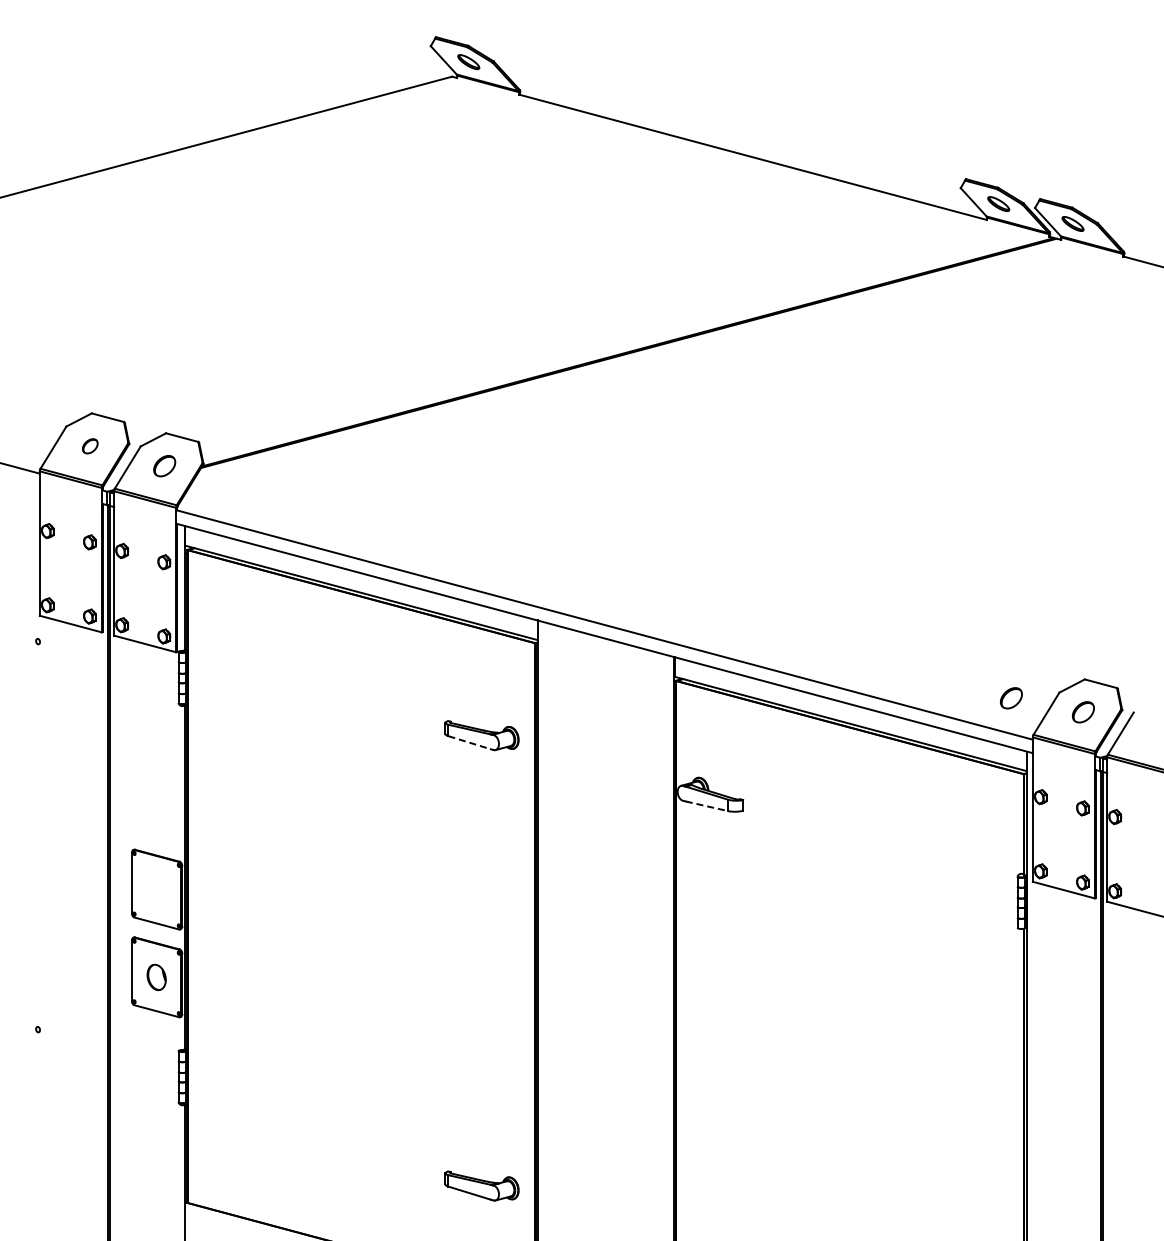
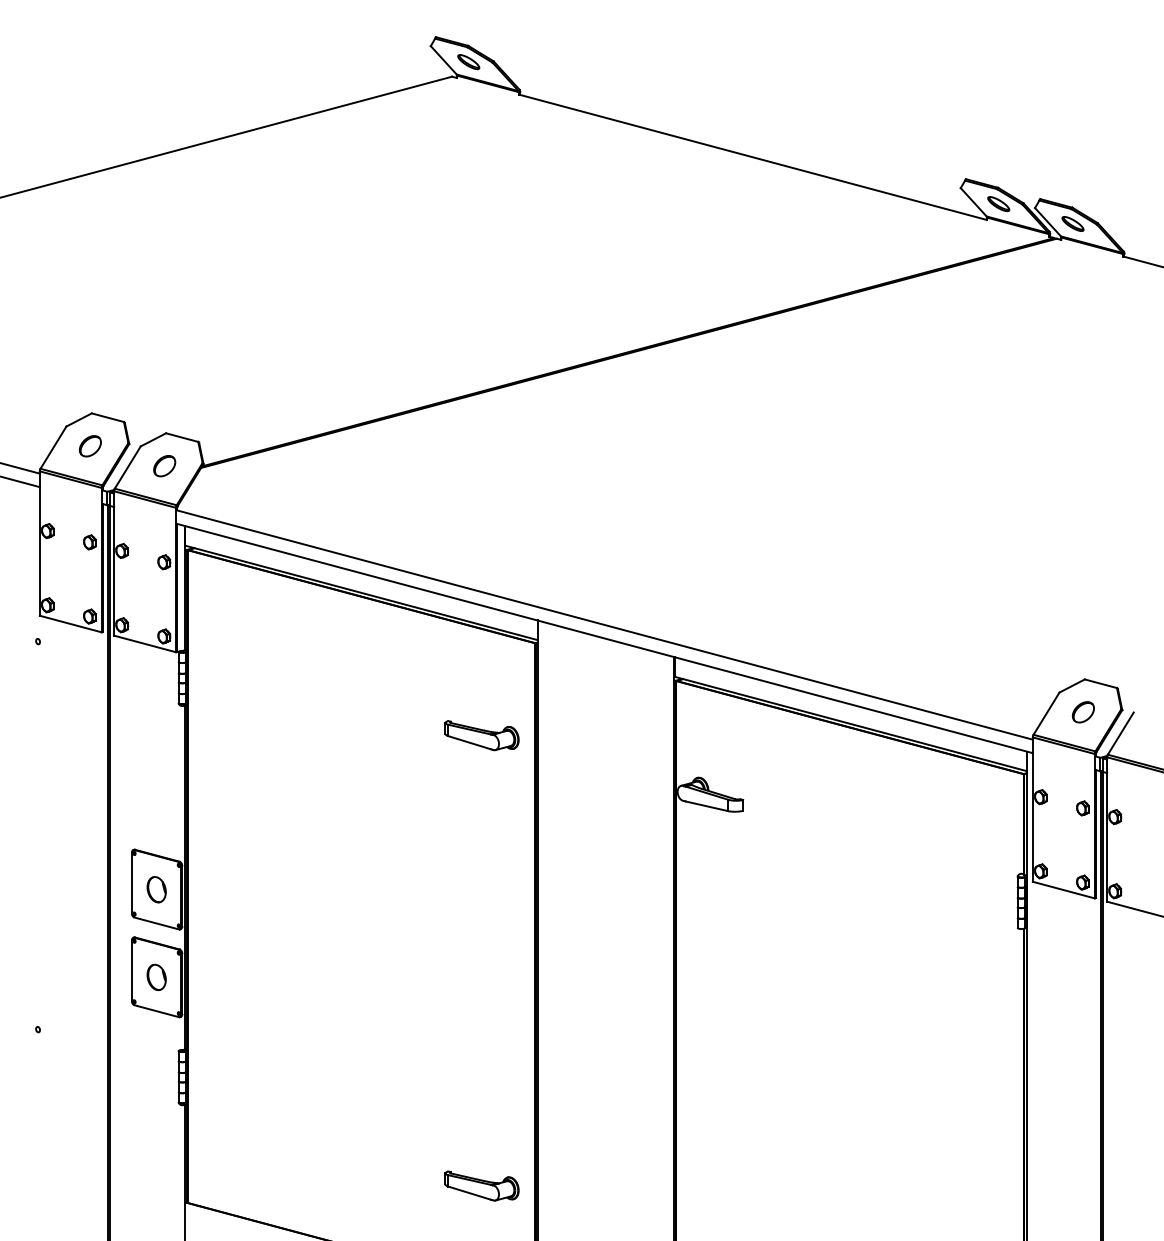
part size: 17x17 px -> 24x23 px (89, 446)
line: none -> present (20, 482)
part: present -> none (1011, 698)
line: dashed -> solid (470, 742)
line: dashed -> solid (707, 806)
part: none -> present (156, 889)
